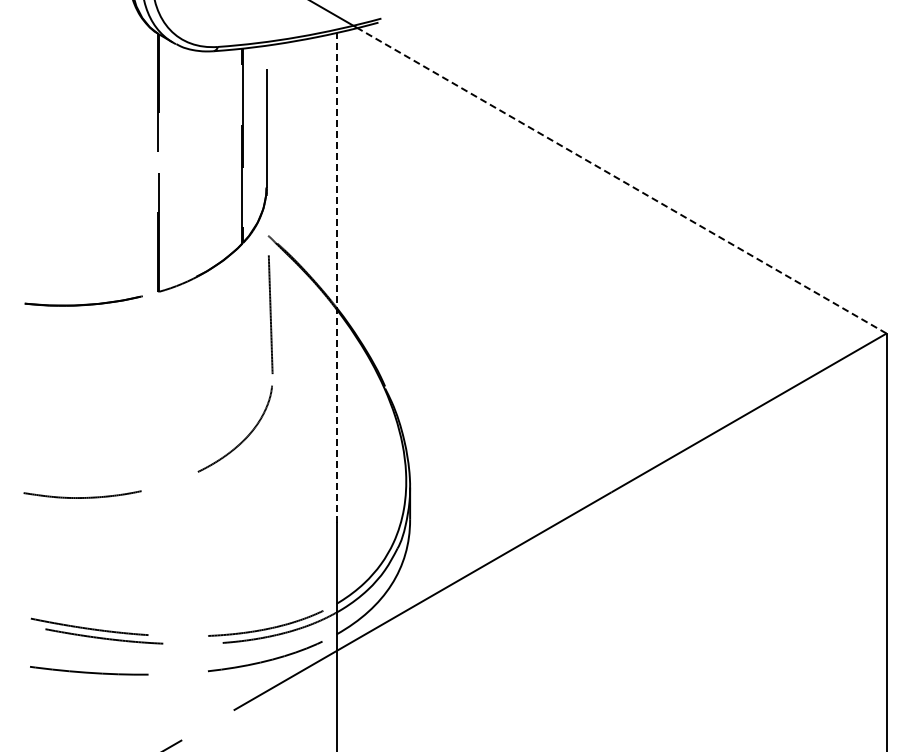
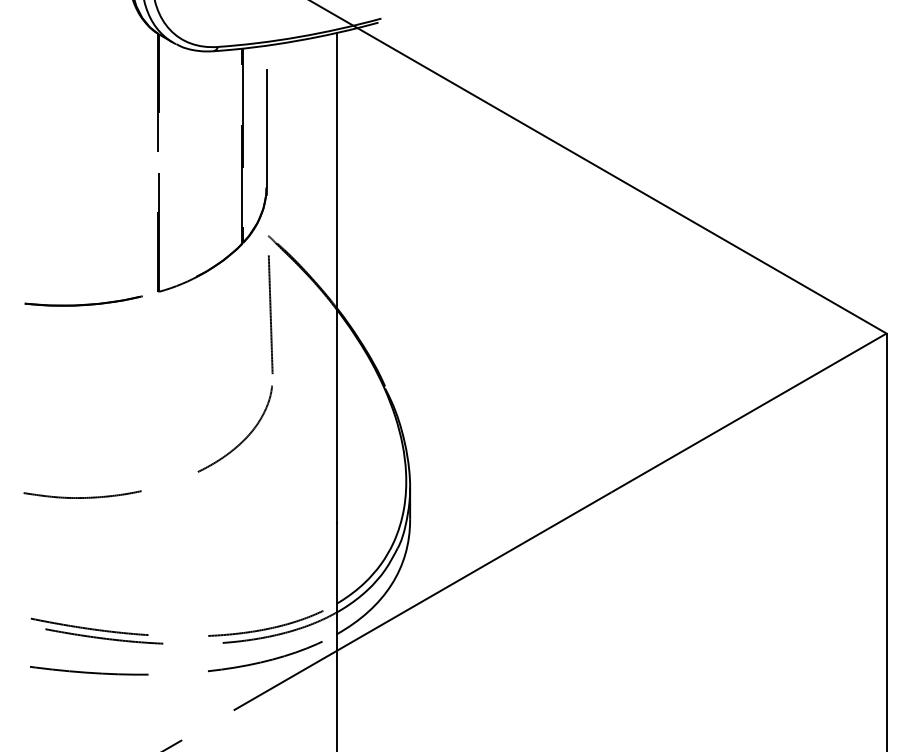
line: dashed -> solid (621, 180)
line: dashed -> solid (336, 277)
